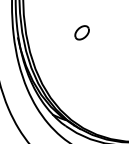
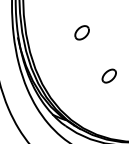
part: none -> present (108, 75)
